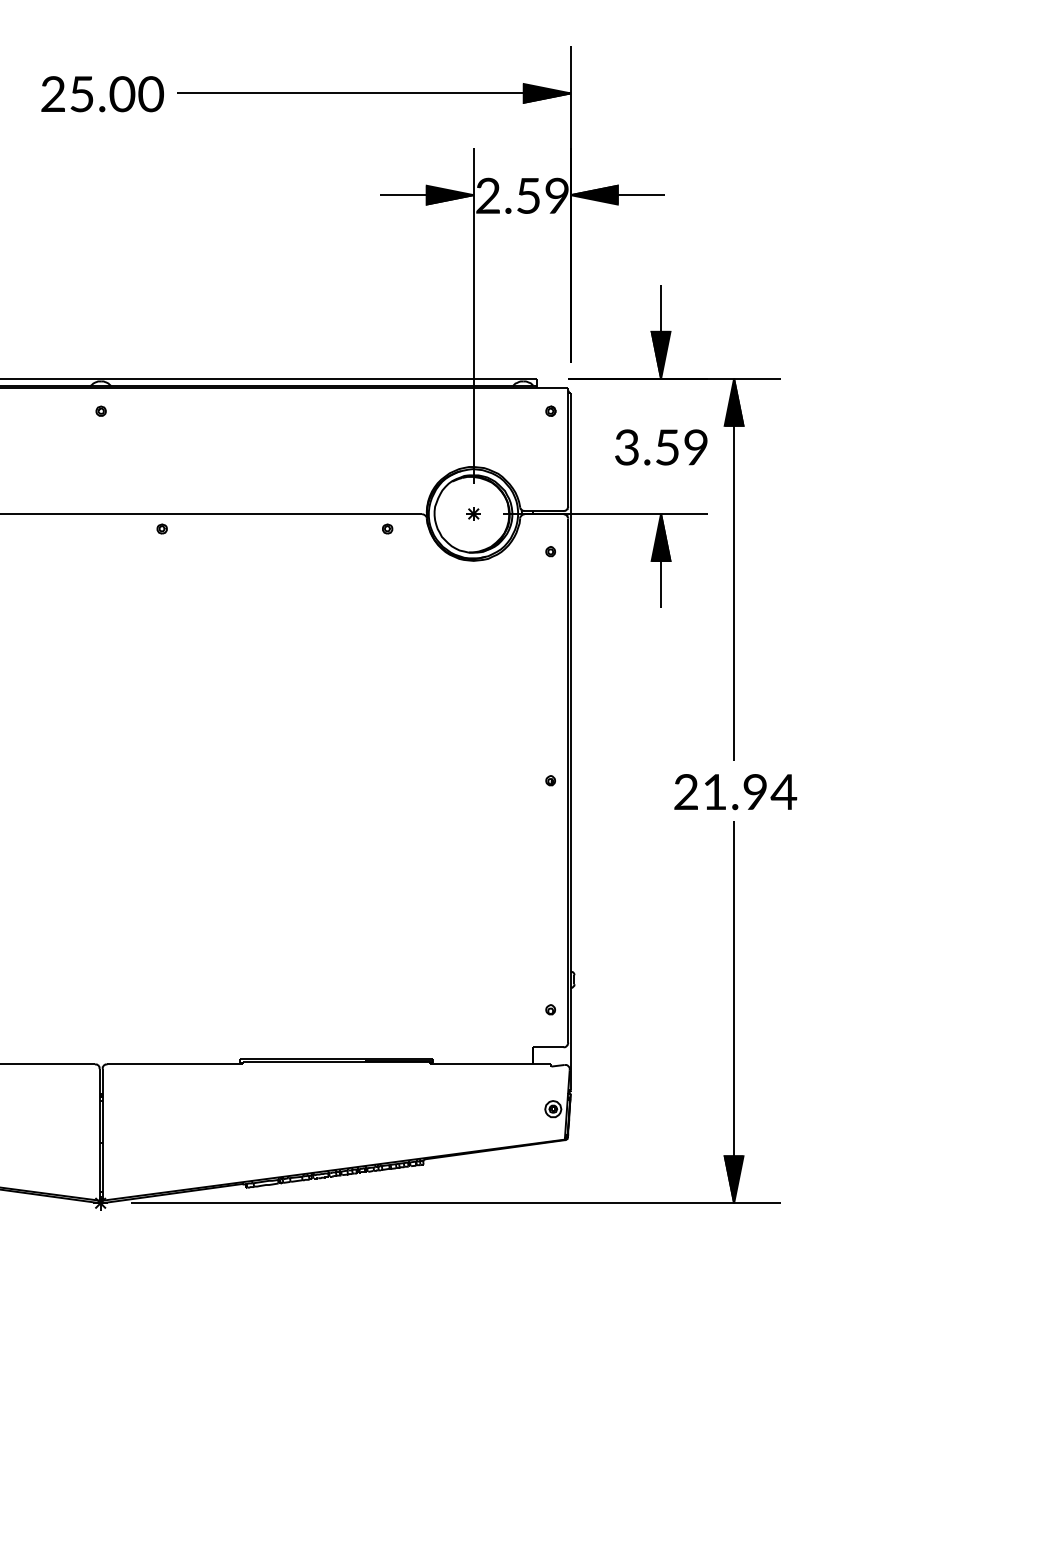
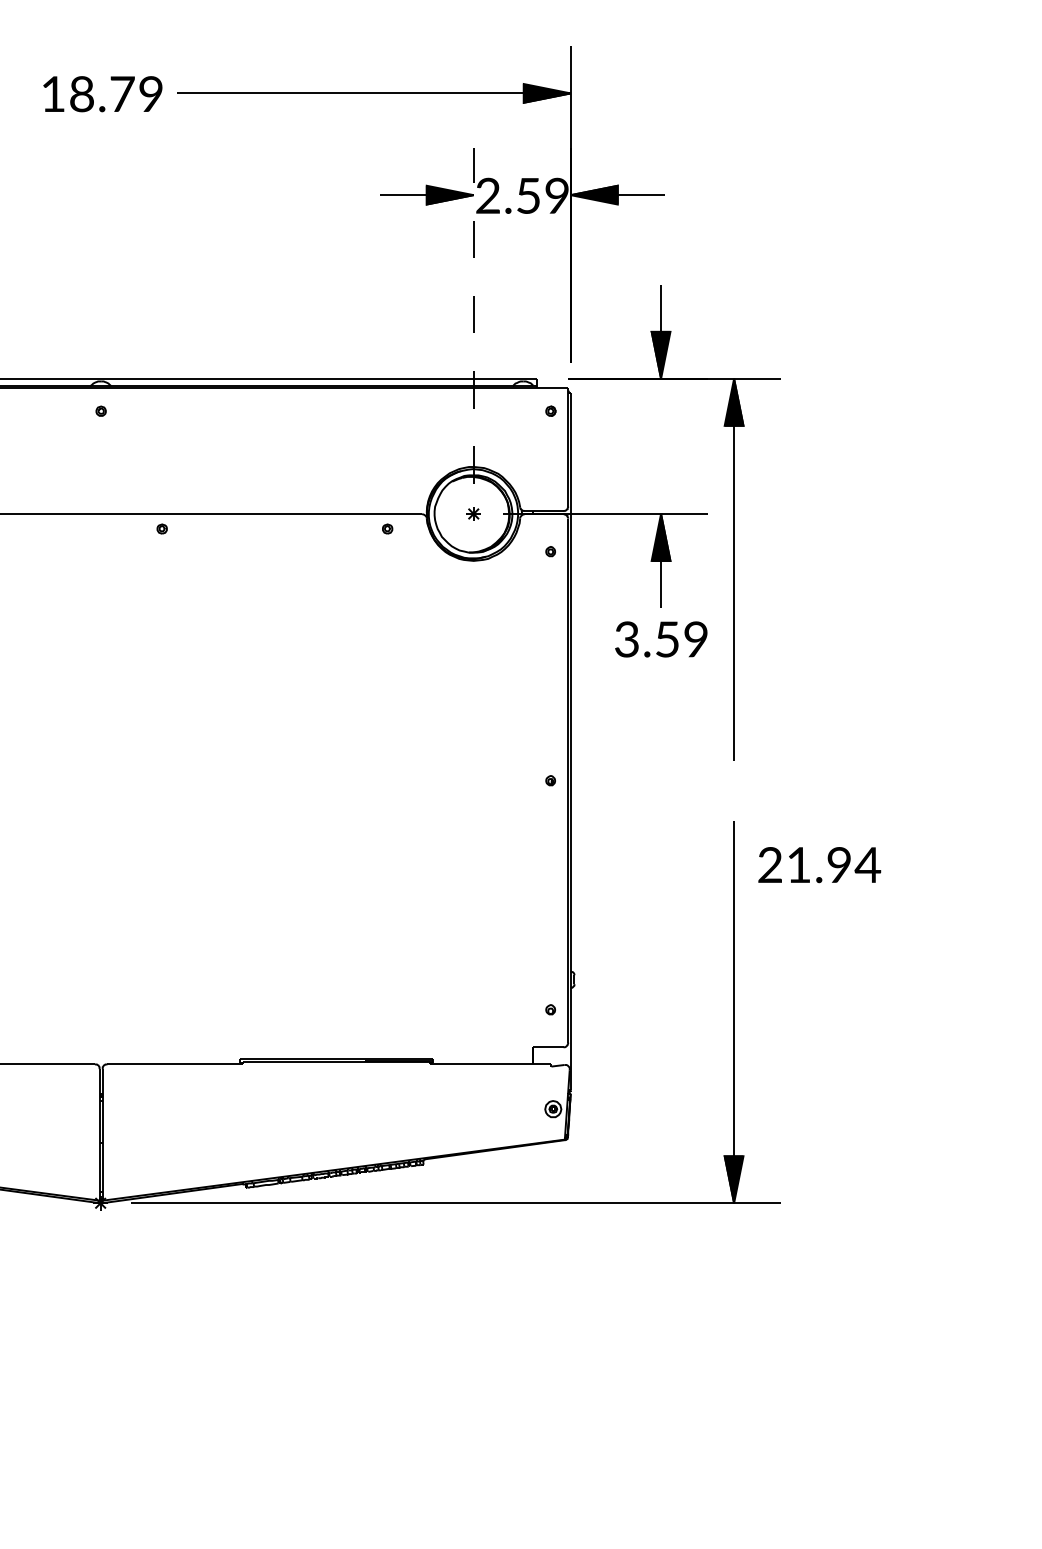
text: 25.00 -> 18.79 (102, 94)
line: solid -> dashed (473, 315)
text position: (661, 447) -> (661, 639) (661, 639)
text position: (735, 792) -> (819, 865) (819, 865)
